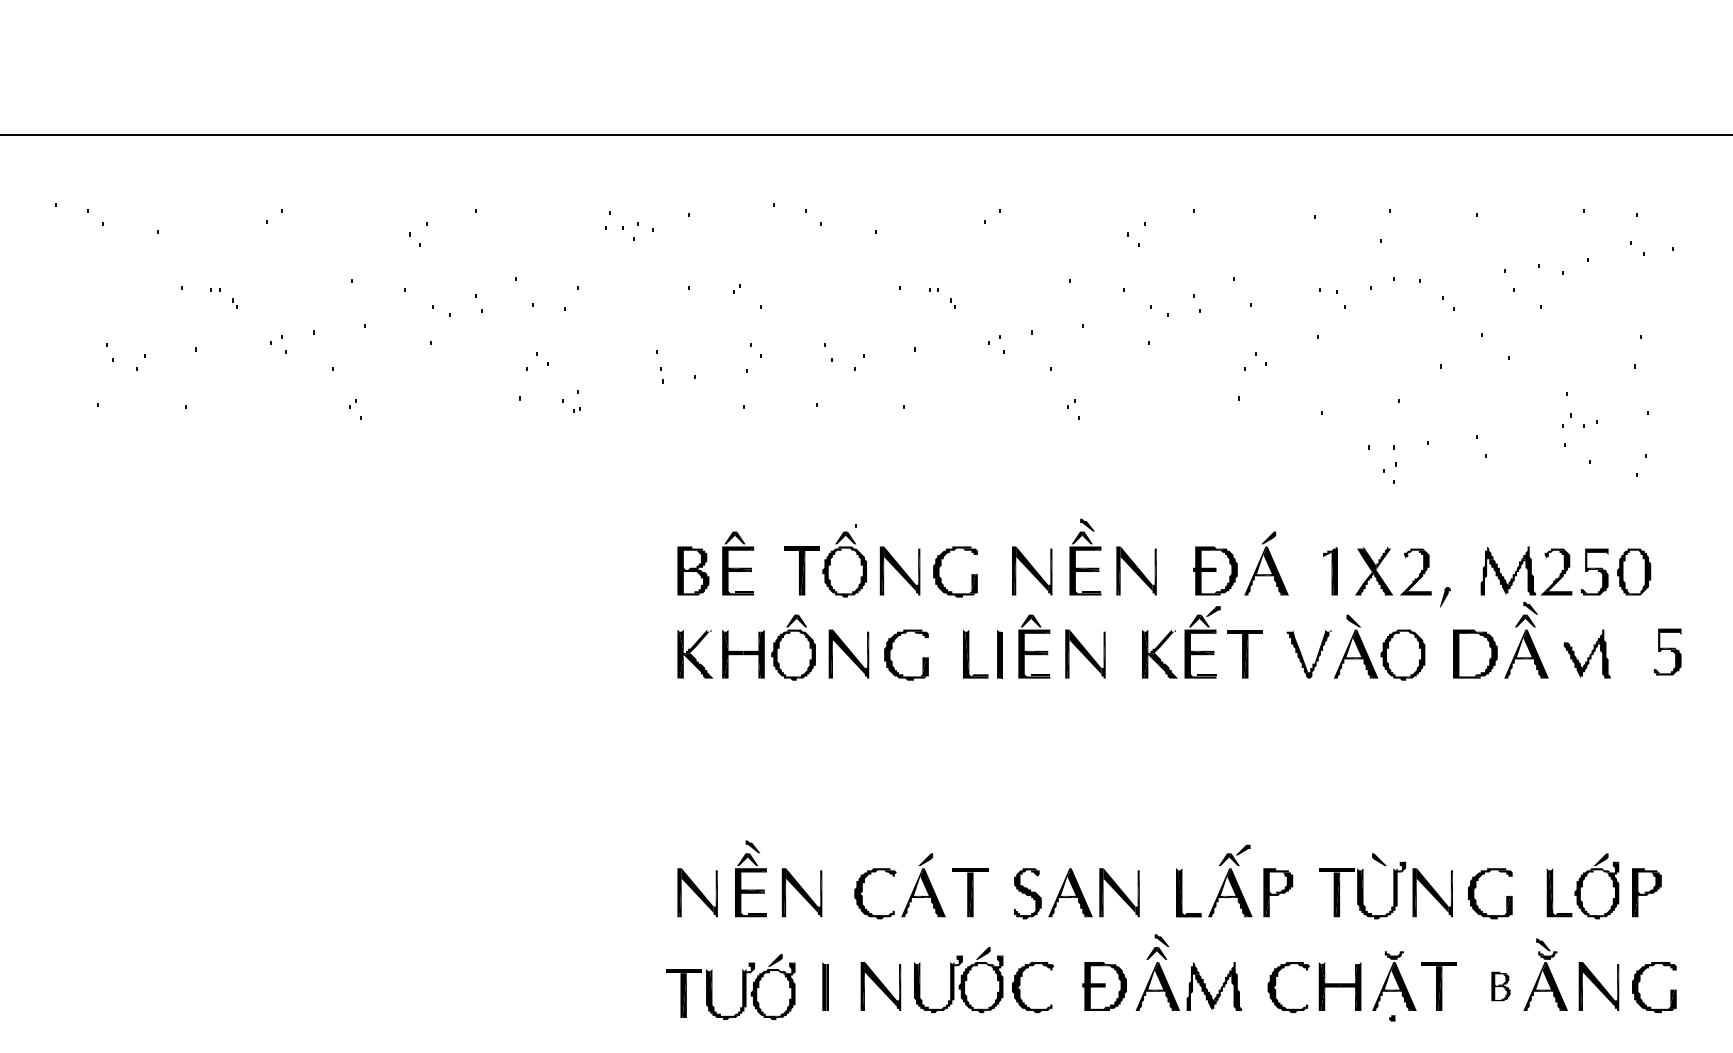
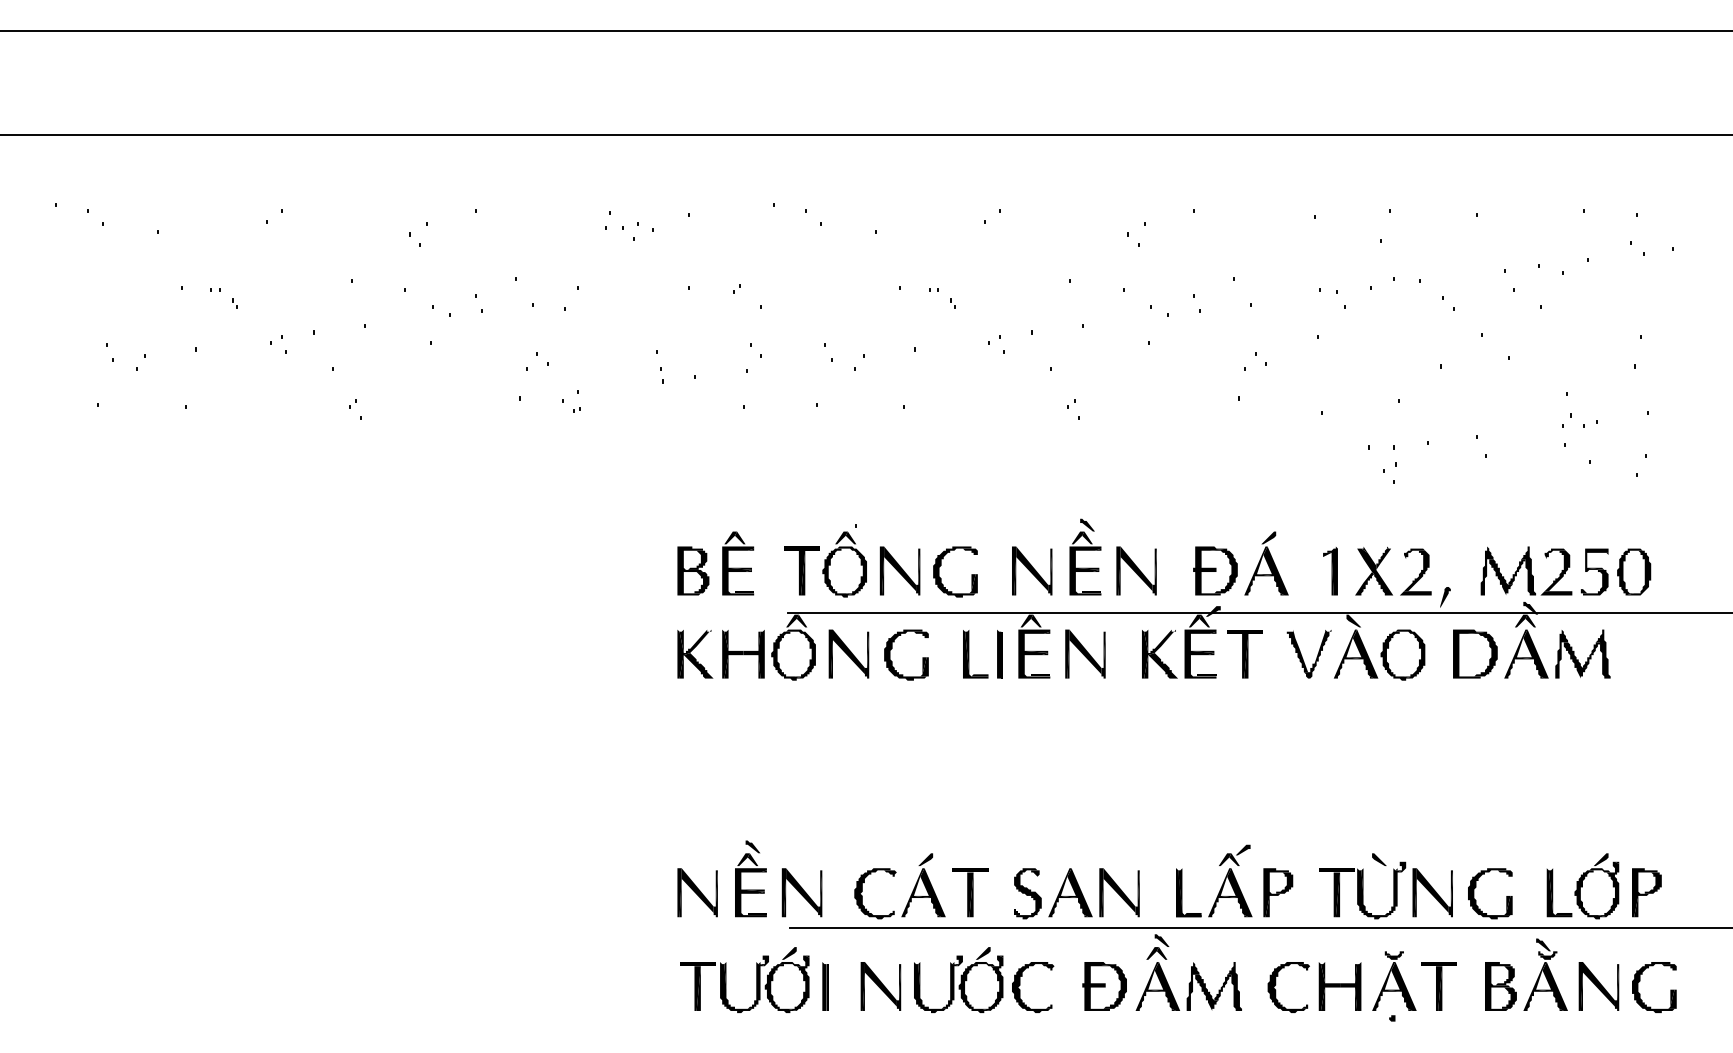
line: none -> present (865, 31)
line: none -> present (1258, 612)
part: present -> none (1667, 651)
fill: none -> present (1560, 653)
line: none -> present (1259, 927)
part position: (742, 986) -> (756, 979) (756, 979)
part size: 20x31 px -> 32x49 px (1500, 986)
